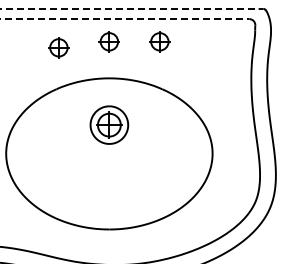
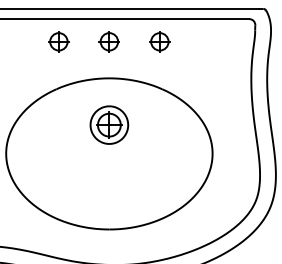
line: dashed -> solid (129, 9)
line: dashed -> solid (125, 19)
part position: (58, 47) -> (58, 41) (58, 41)
